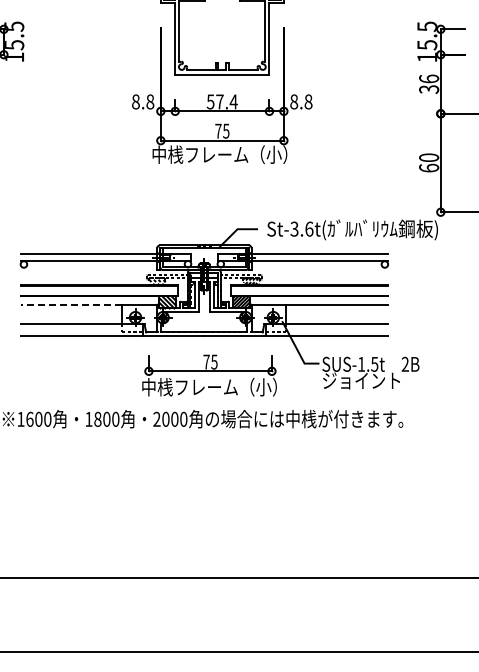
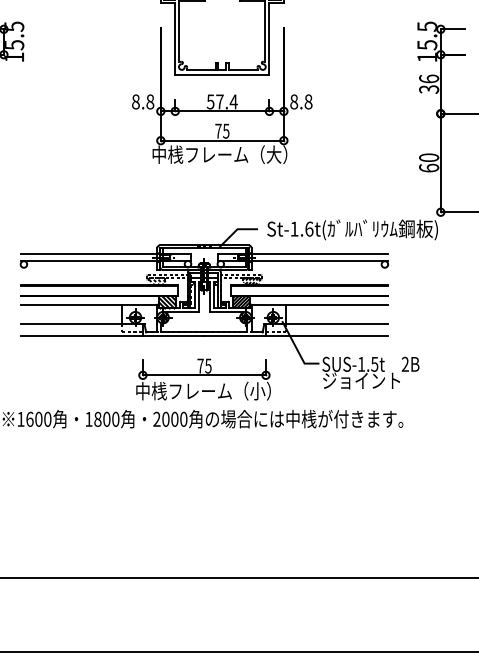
text: 中桟フレーム（小） -> 中桟フレーム（大） (273, 154)
text: St-3.6t( -> St-1.6t( (294, 228)
line: dashed -> solid (71, 304)
part position: (209, 375) -> (203, 379) (203, 379)
